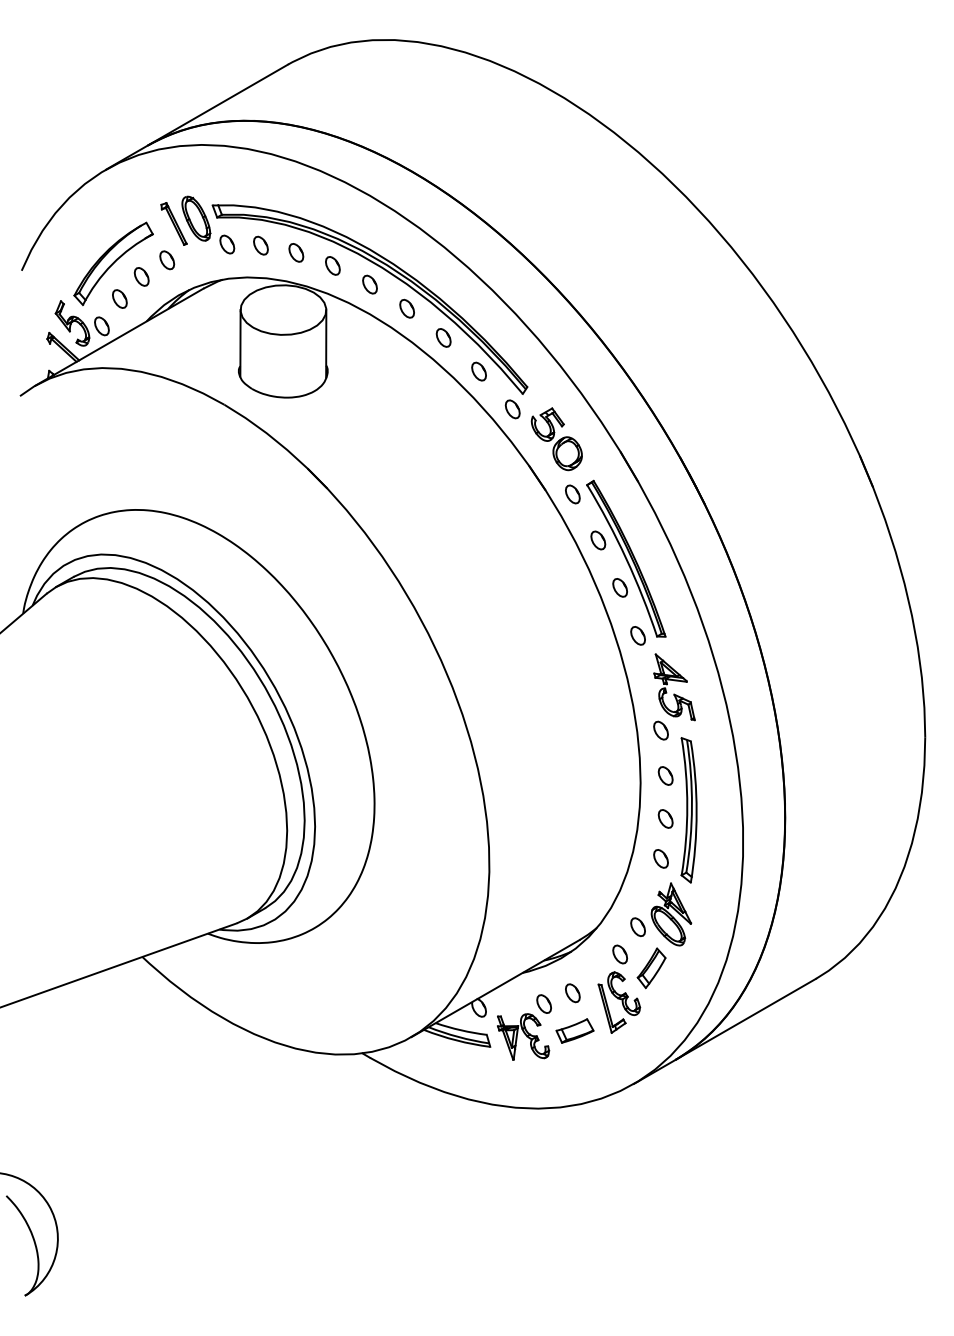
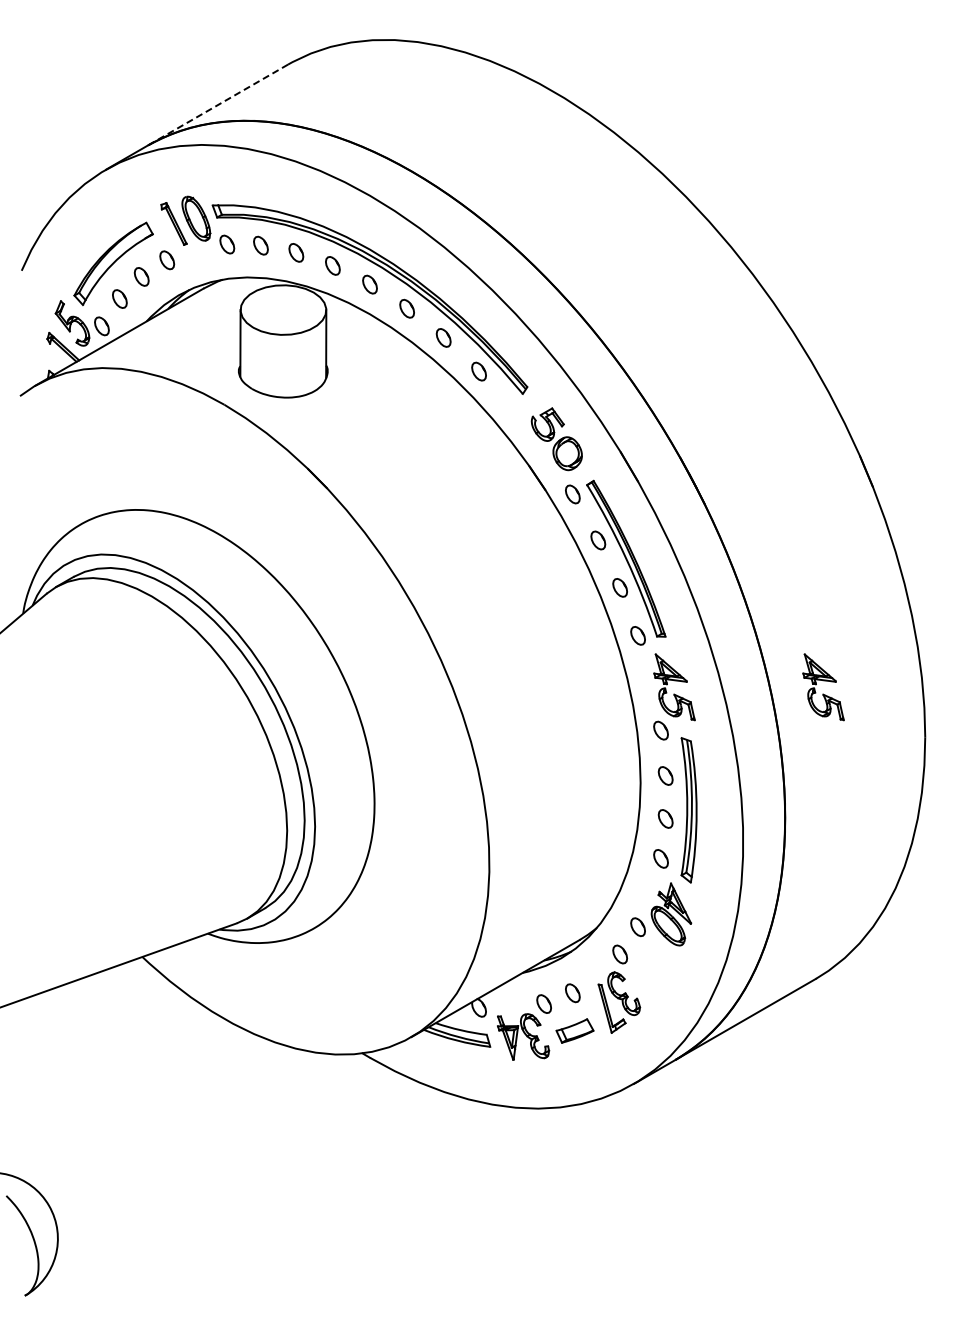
line: solid -> dashed (218, 105)
part: present -> none (512, 409)
part: none -> present (823, 687)
part: present -> none (651, 968)
